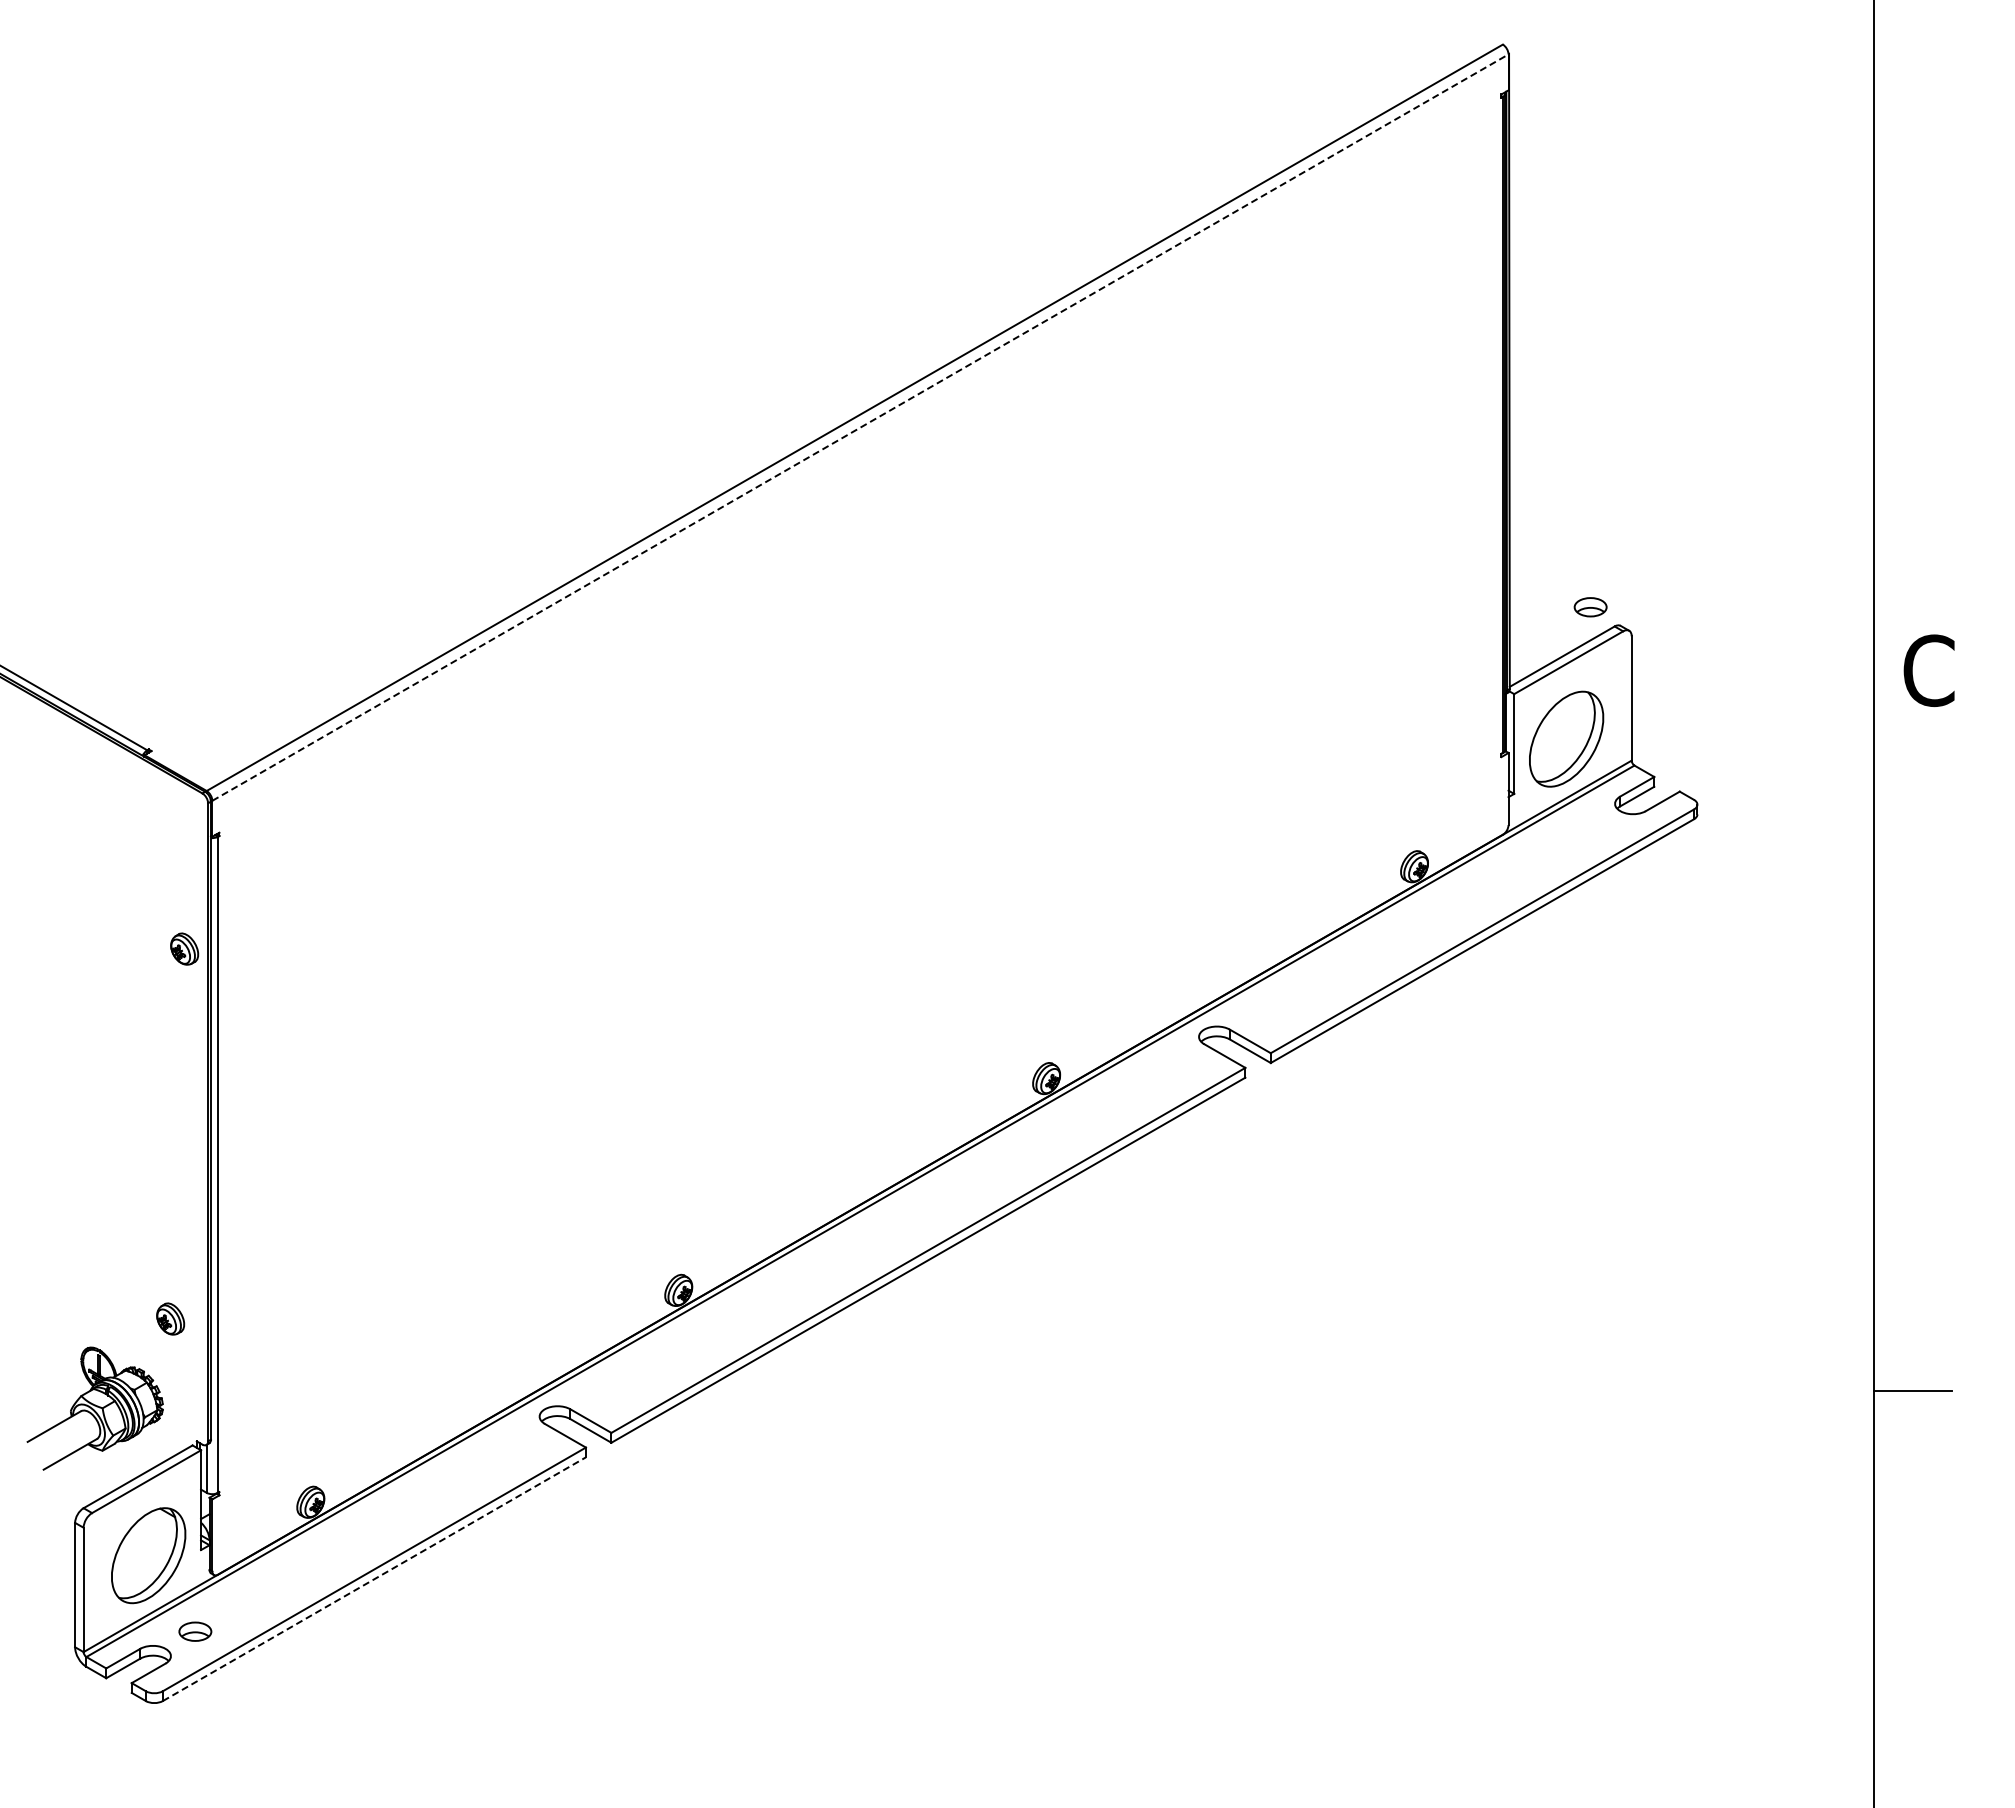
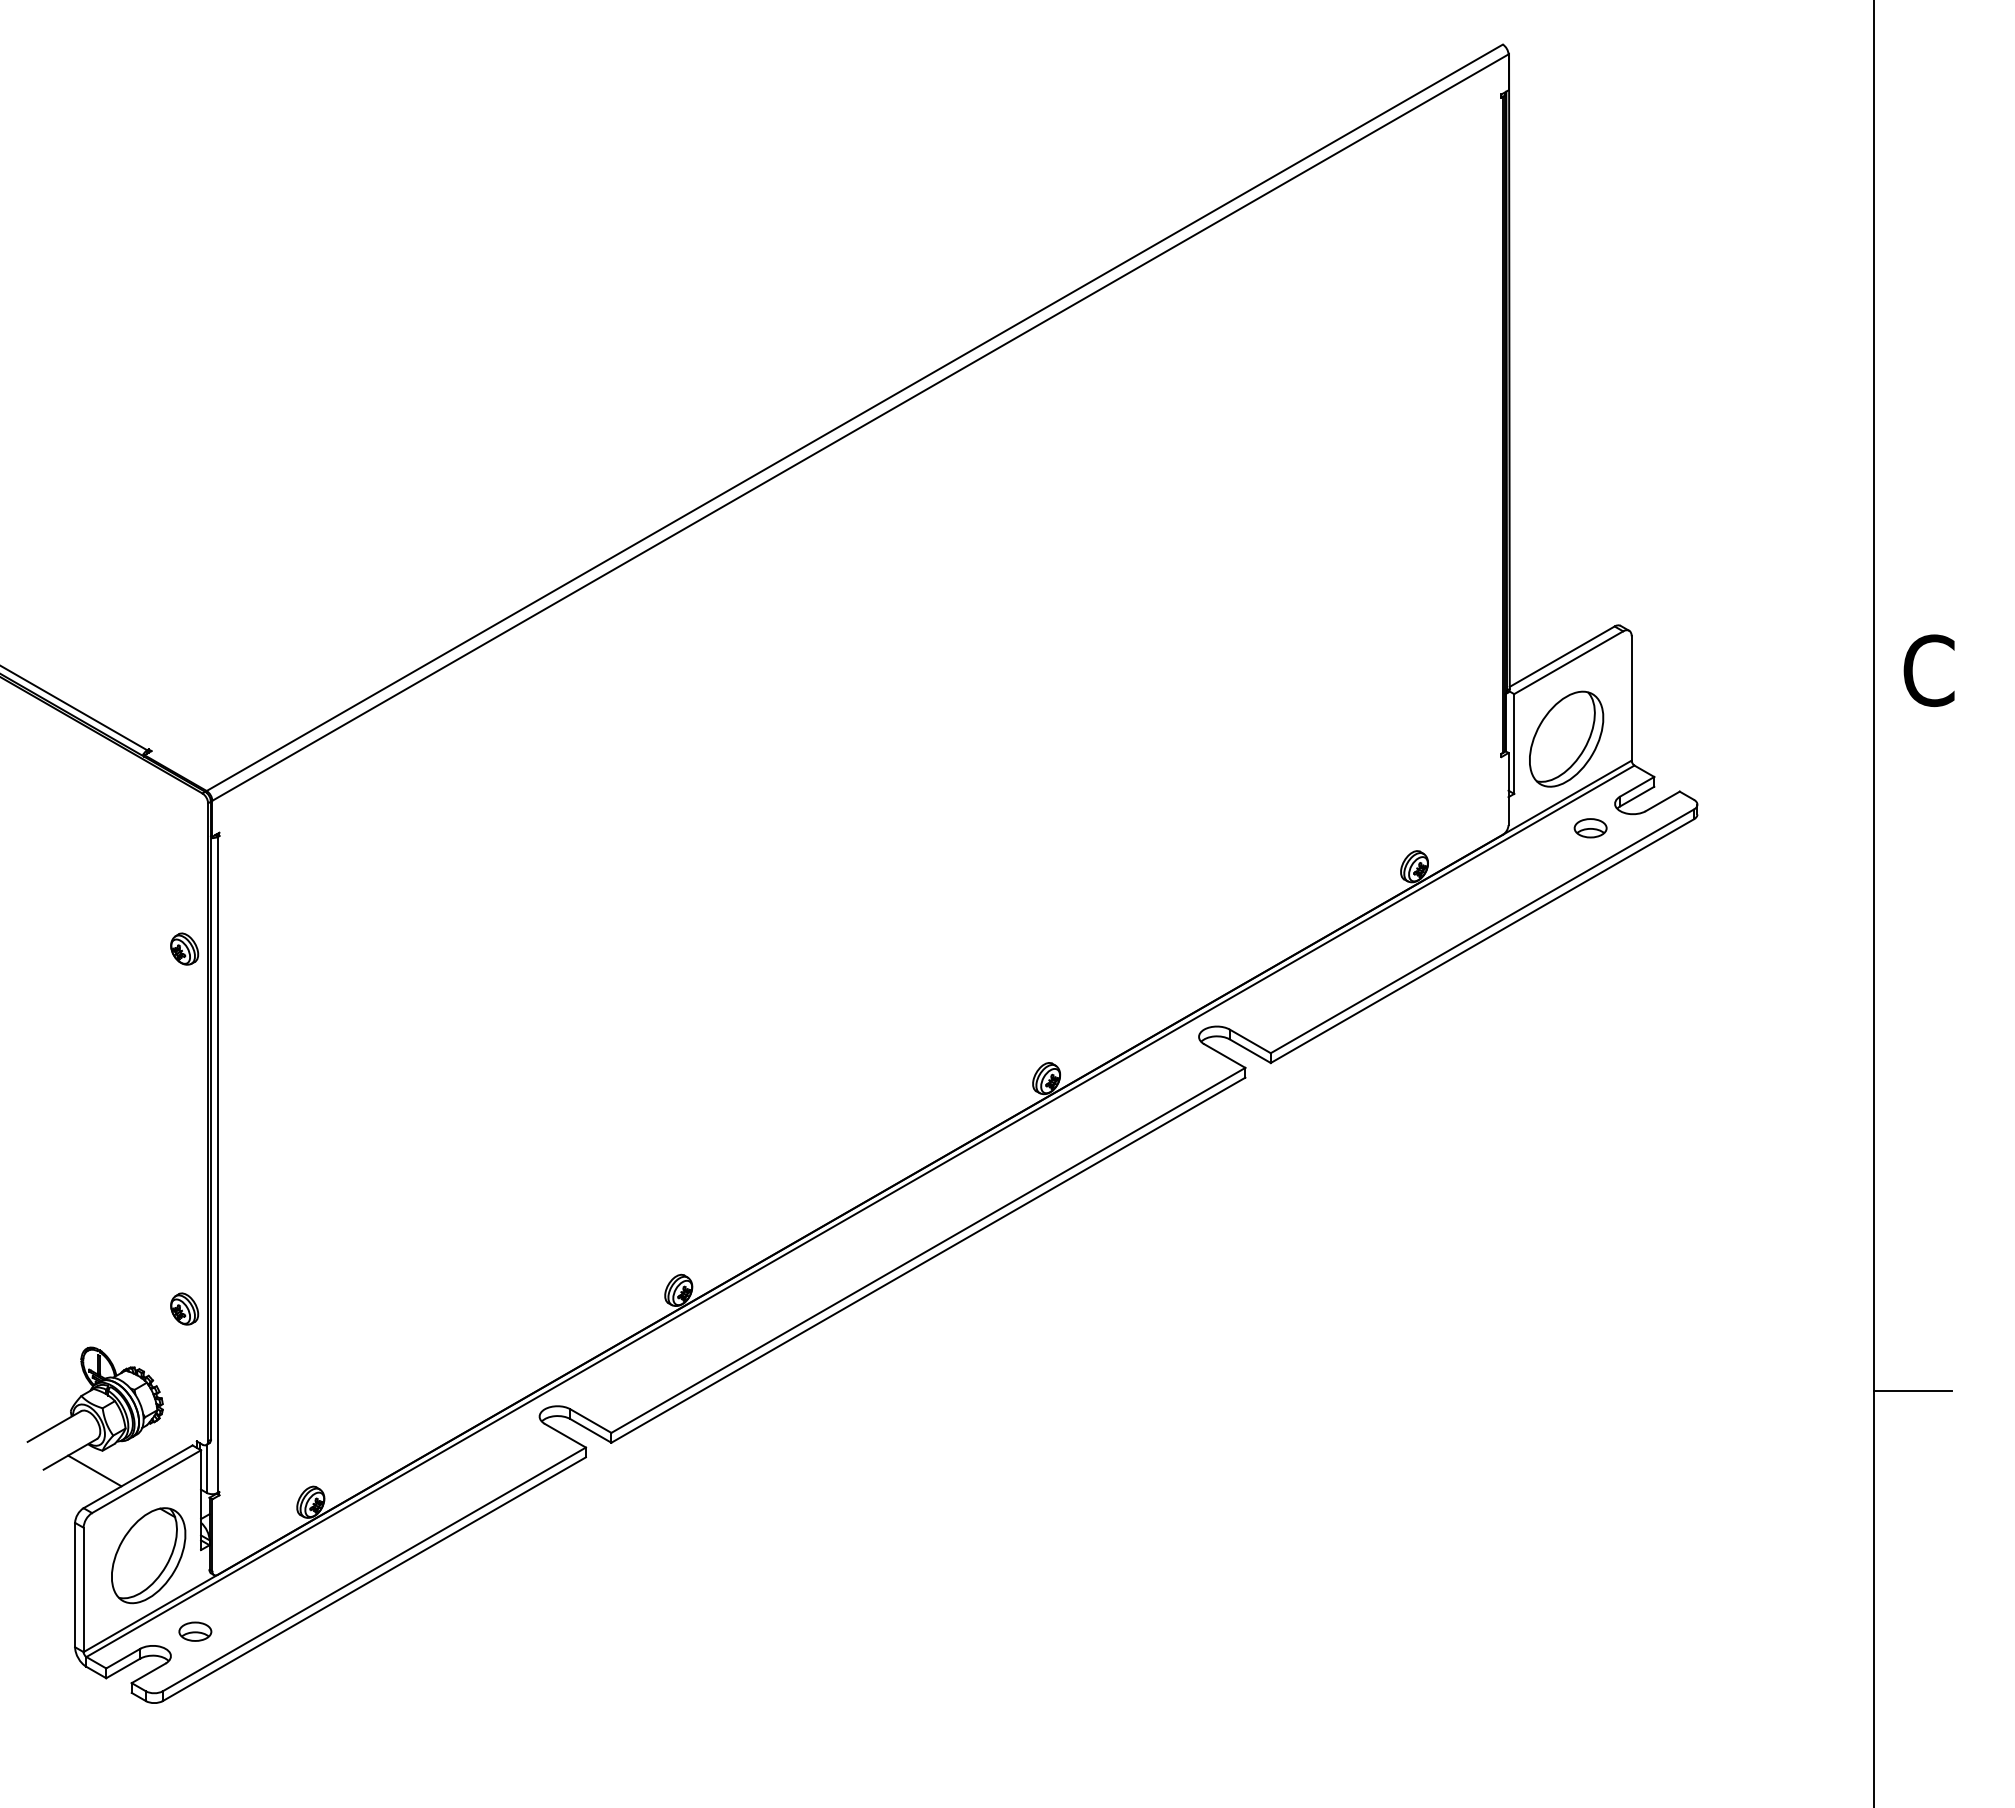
line: dashed -> solid (860, 427)
part position: (1590, 607) -> (1590, 828) (1590, 828)
part position: (170, 1318) -> (184, 1308) (184, 1308)
line: none -> present (94, 1470)
line: dashed -> solid (374, 1578)
